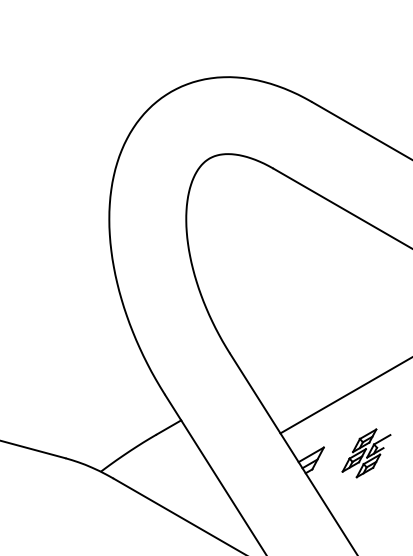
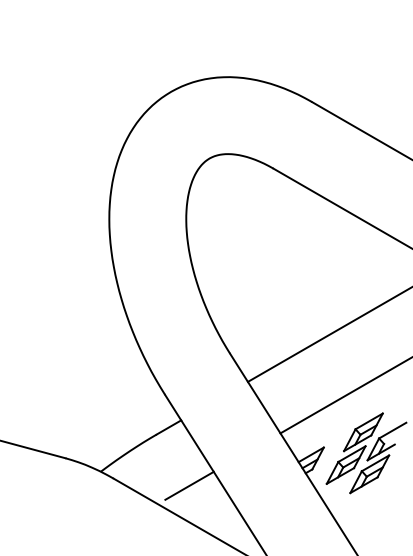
line: none -> present (328, 334)
part size: 51x51 px -> 83x83 px (366, 453)
line: none -> present (189, 485)
